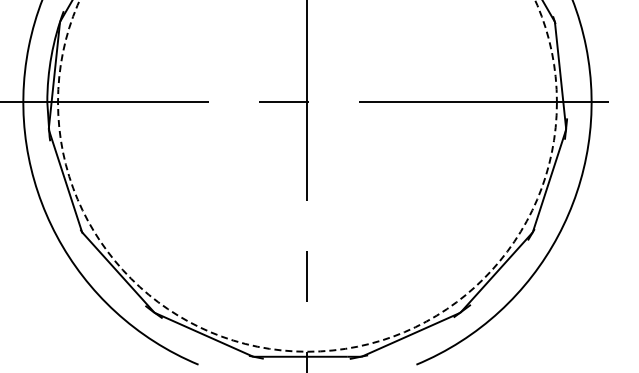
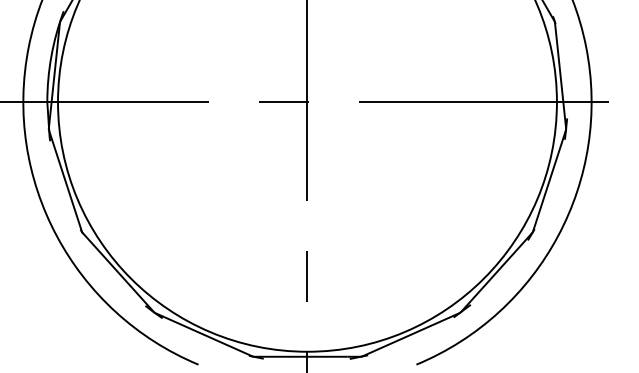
circle: dashed -> solid (307, 175)
